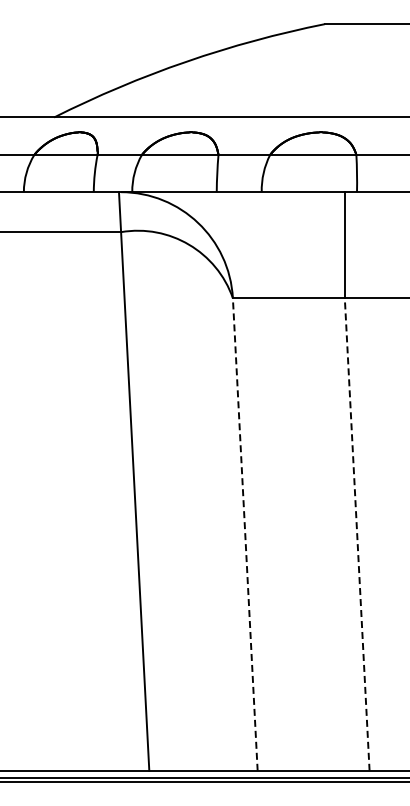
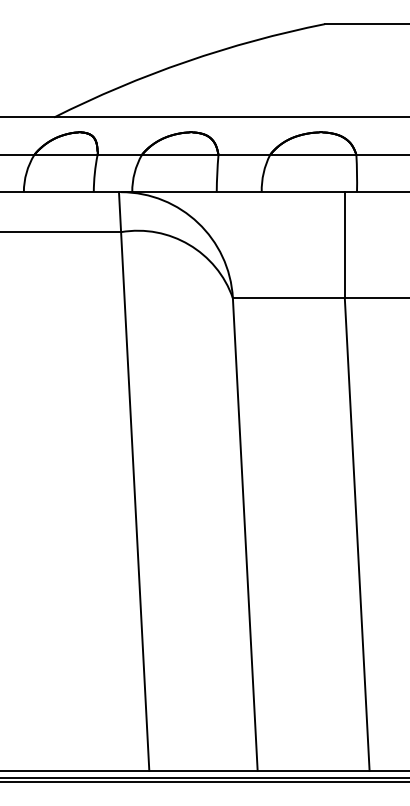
line: dashed -> solid (245, 534)
line: dashed -> solid (357, 534)
